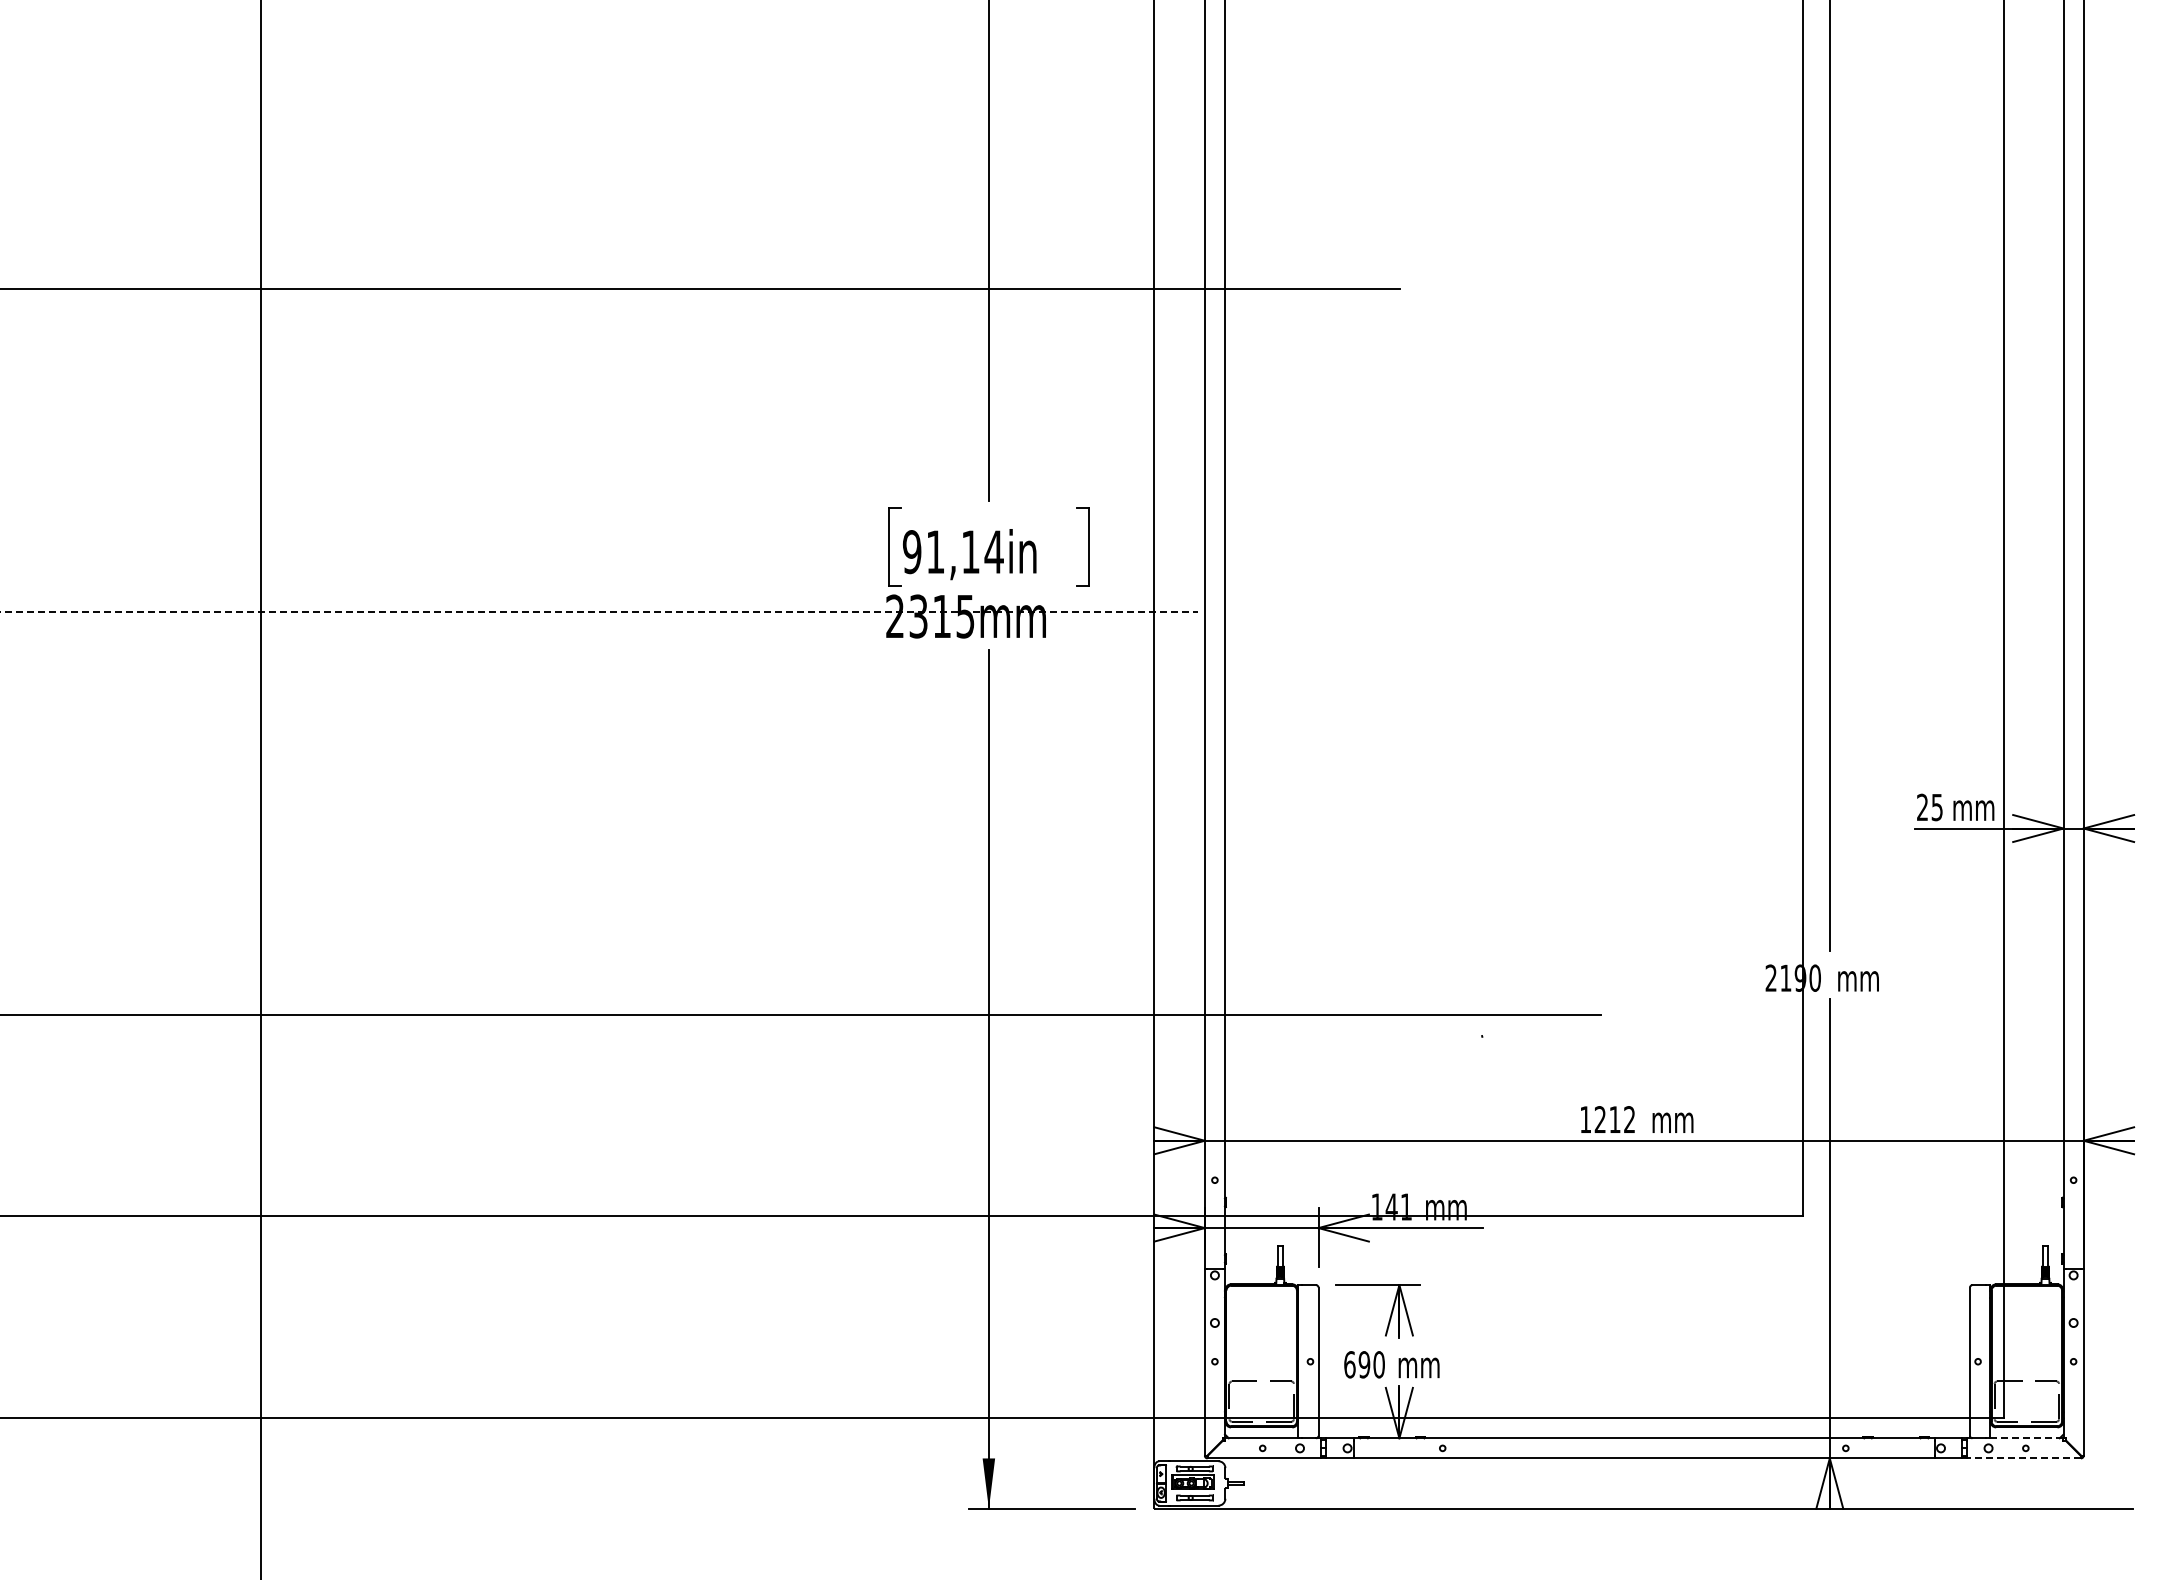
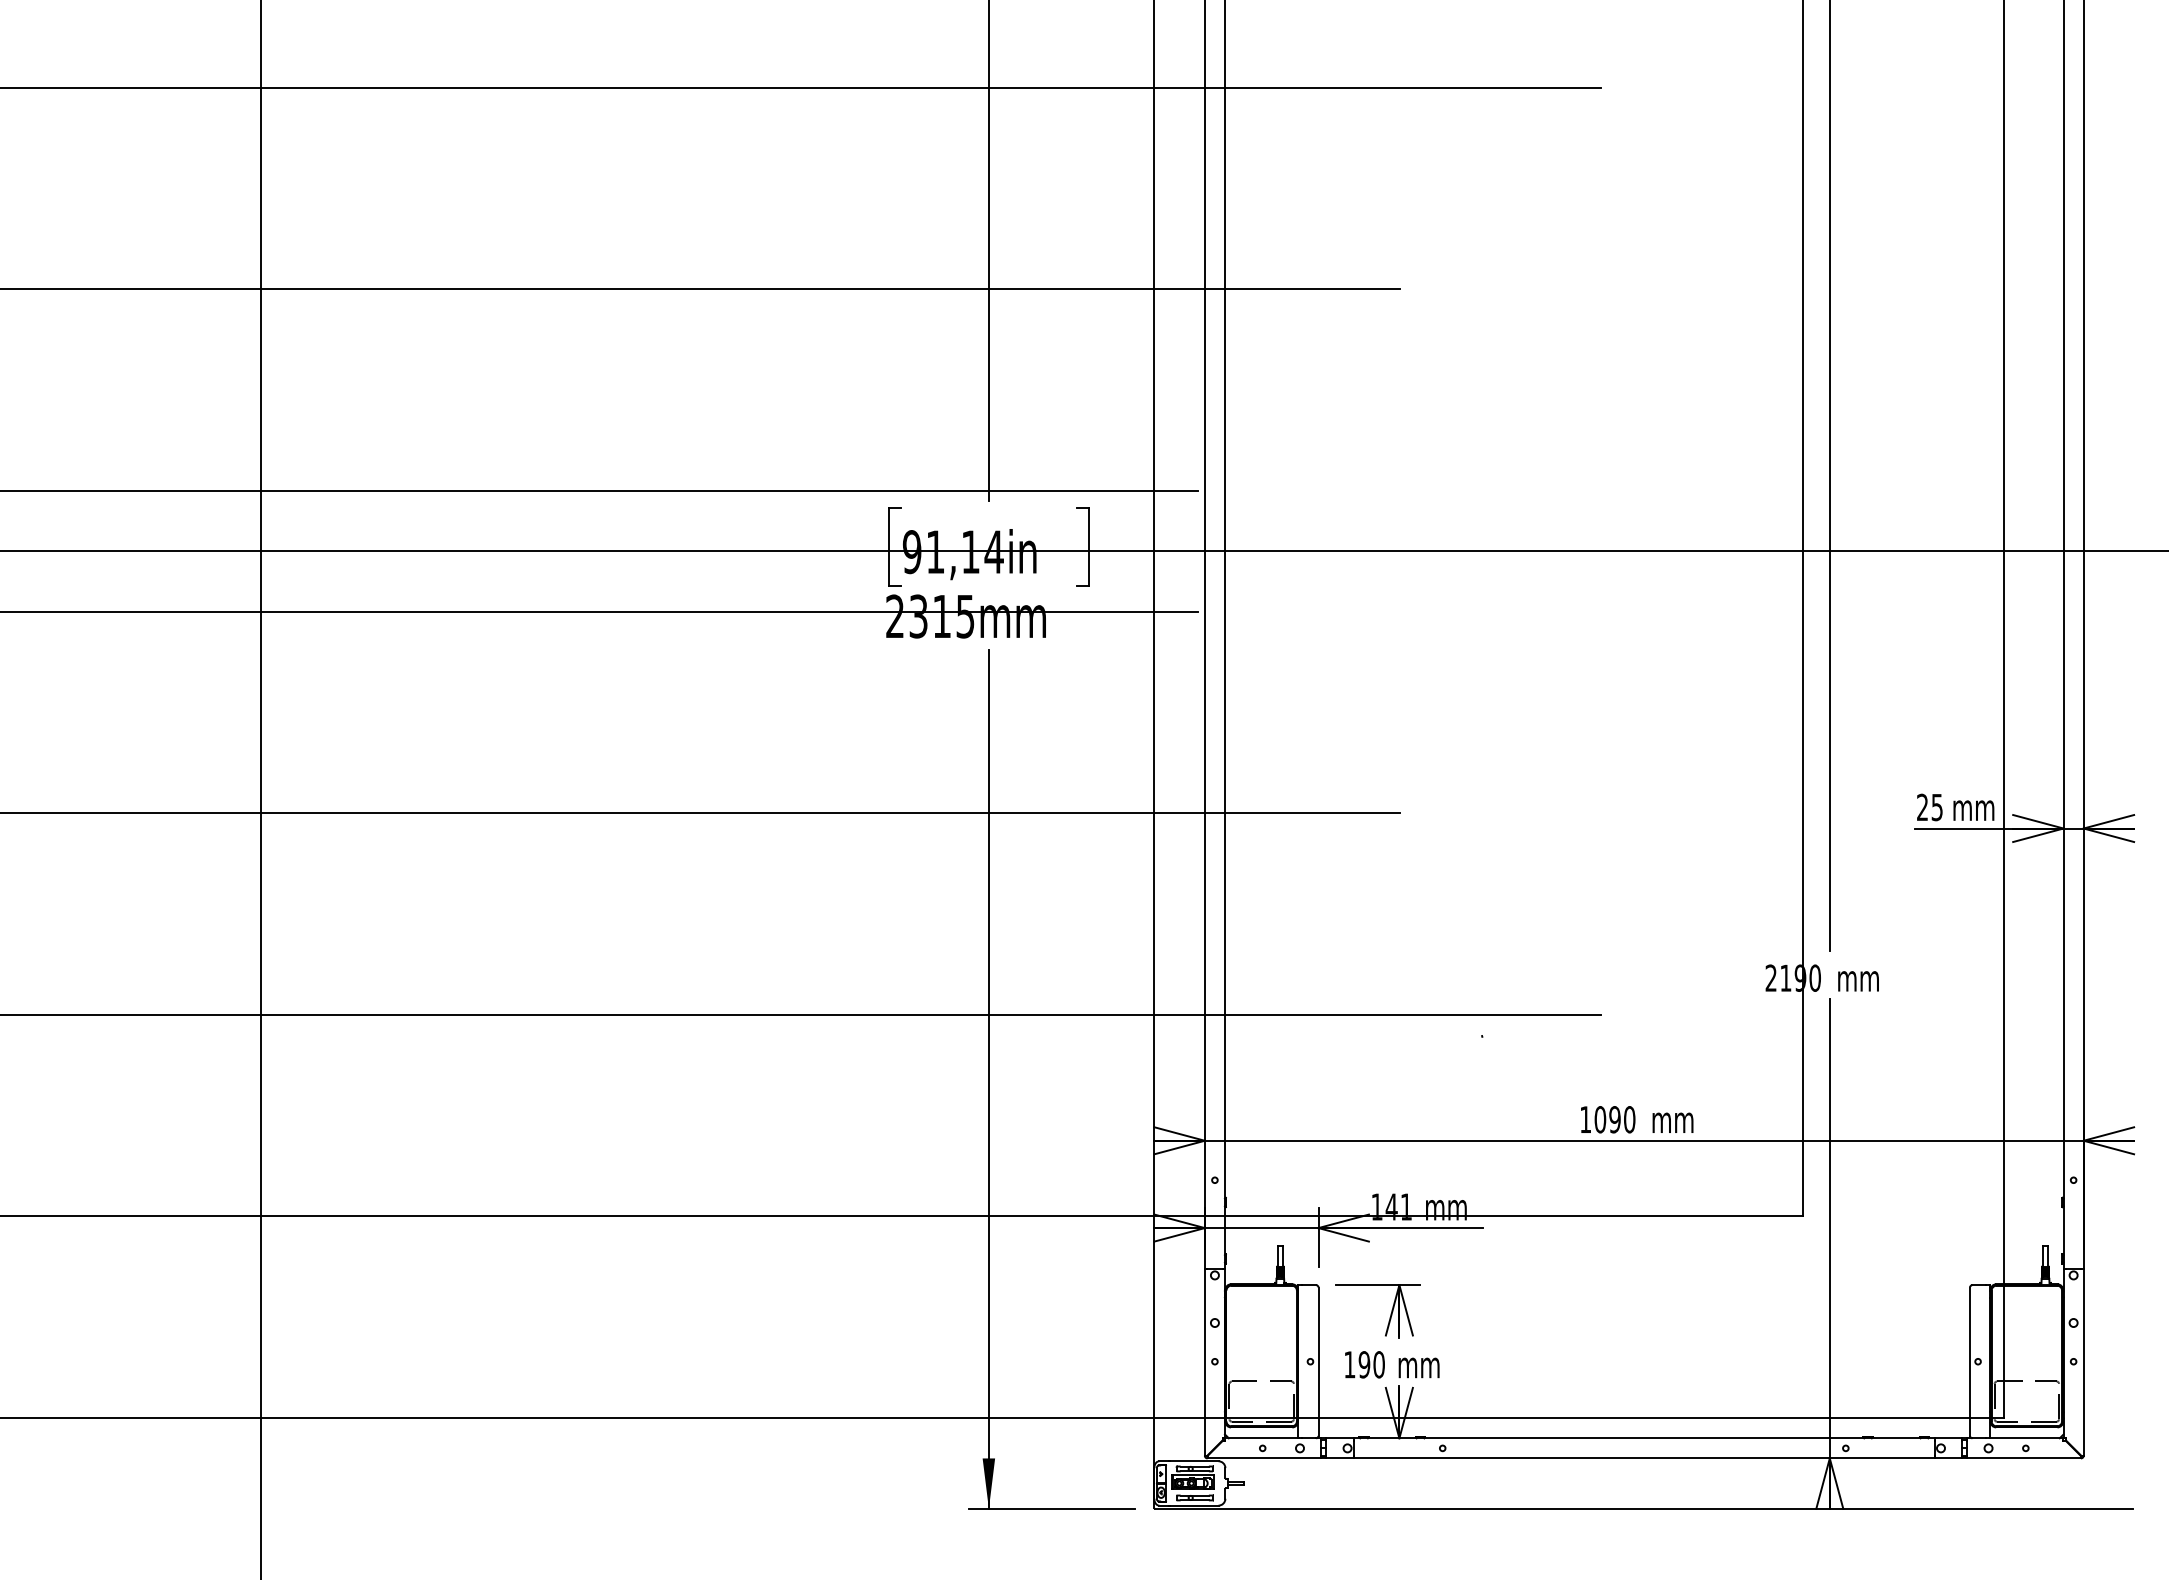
line: none -> present (801, 87)
line: none -> present (599, 490)
line: none -> present (1083, 551)
line: dashed -> solid (599, 611)
line: none -> present (700, 813)
text: 1212 -> 1090 (1614, 1119)
text: 690 -> 190 (1349, 1364)
line: dashed -> solid (2026, 1438)
line: dashed -> solid (2024, 1458)
